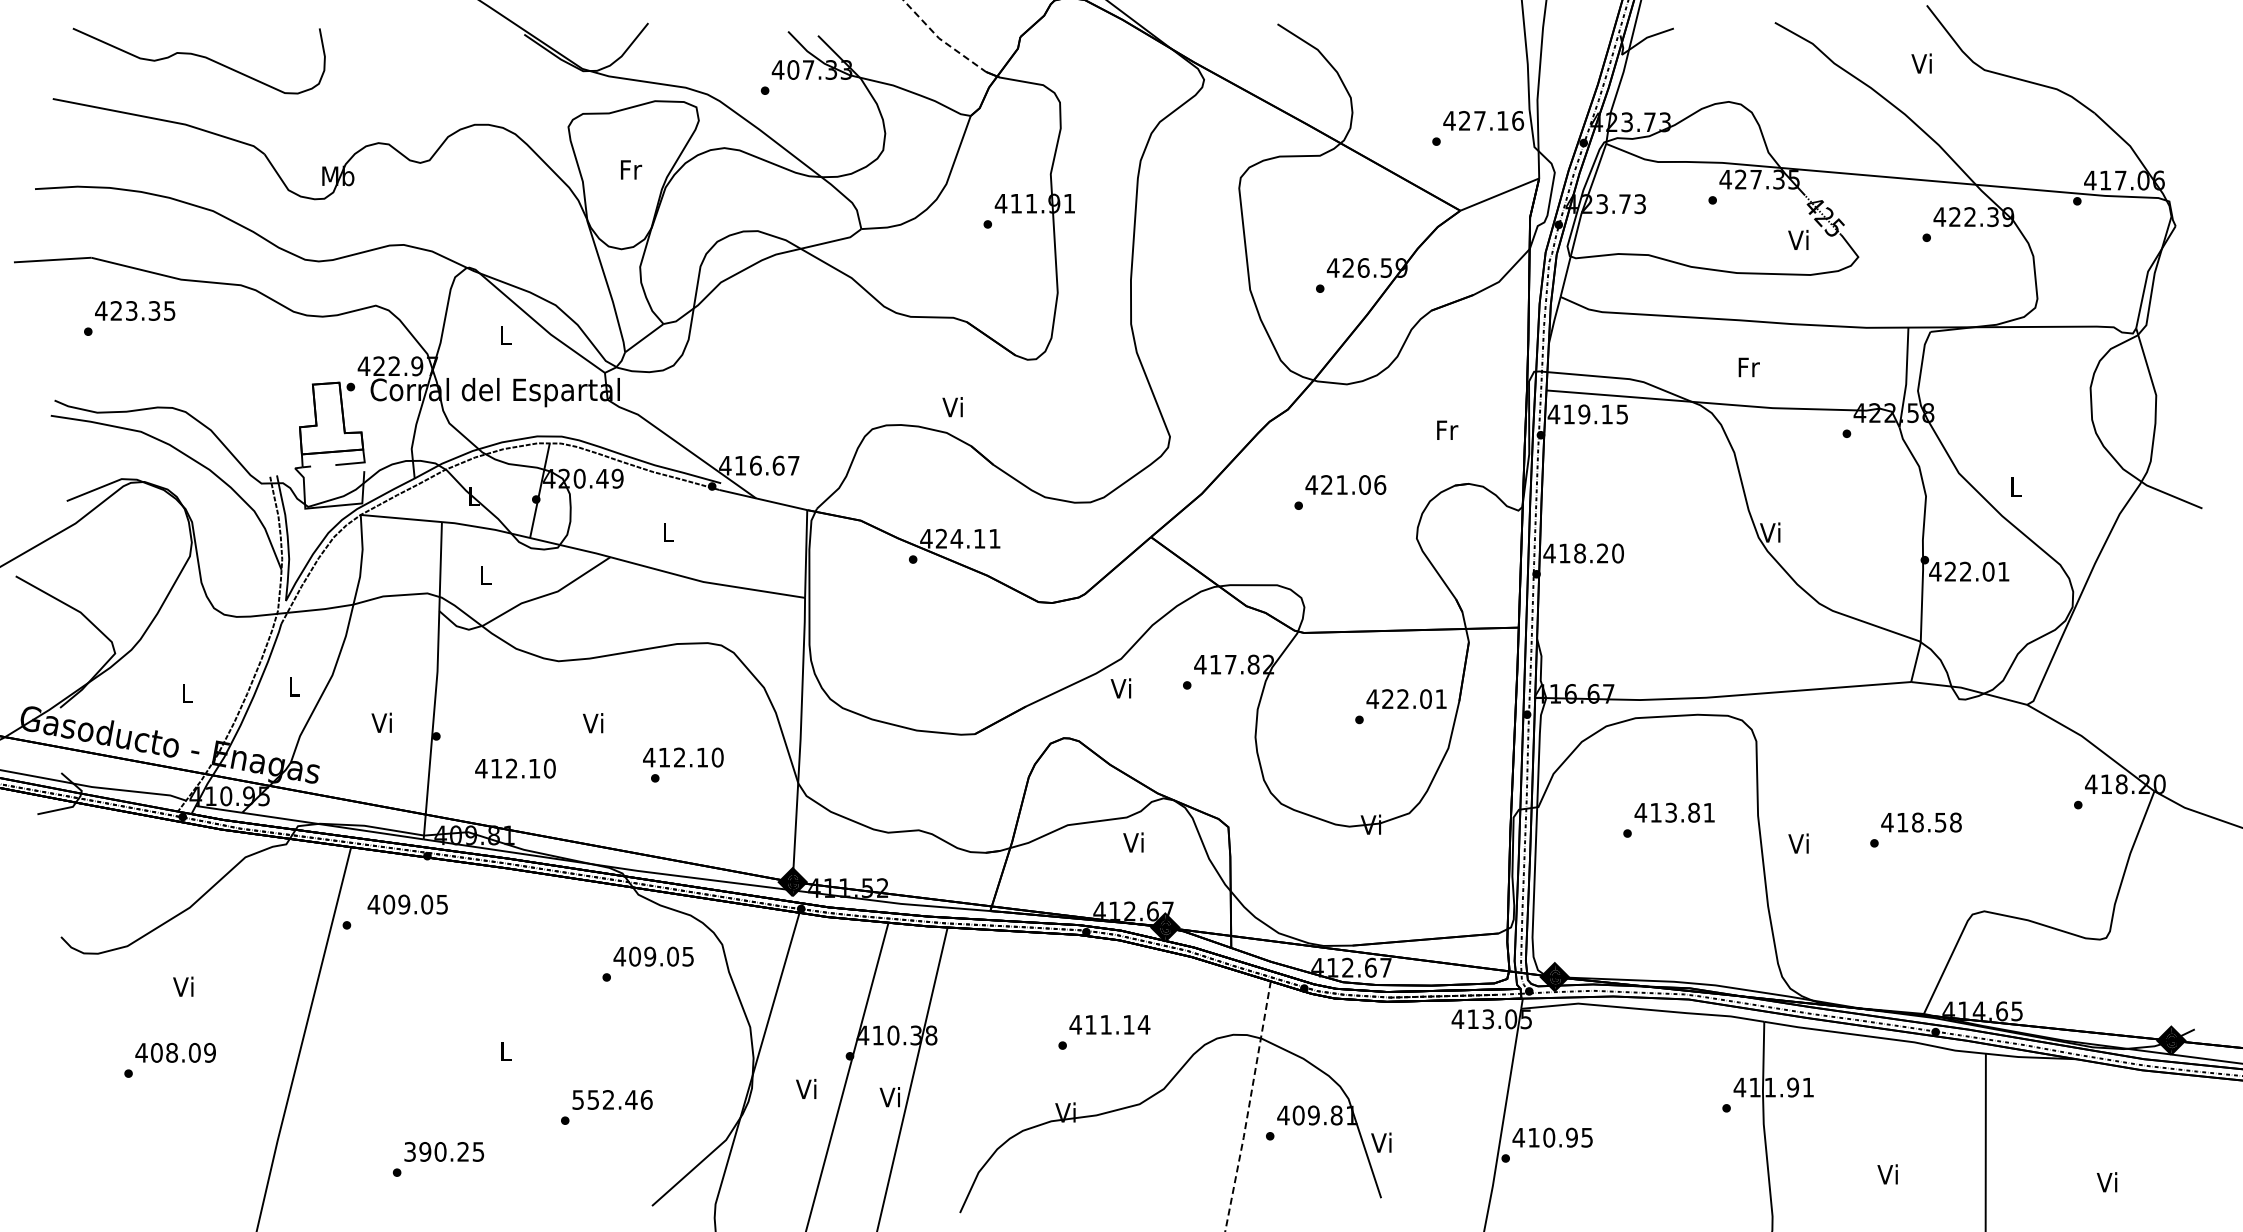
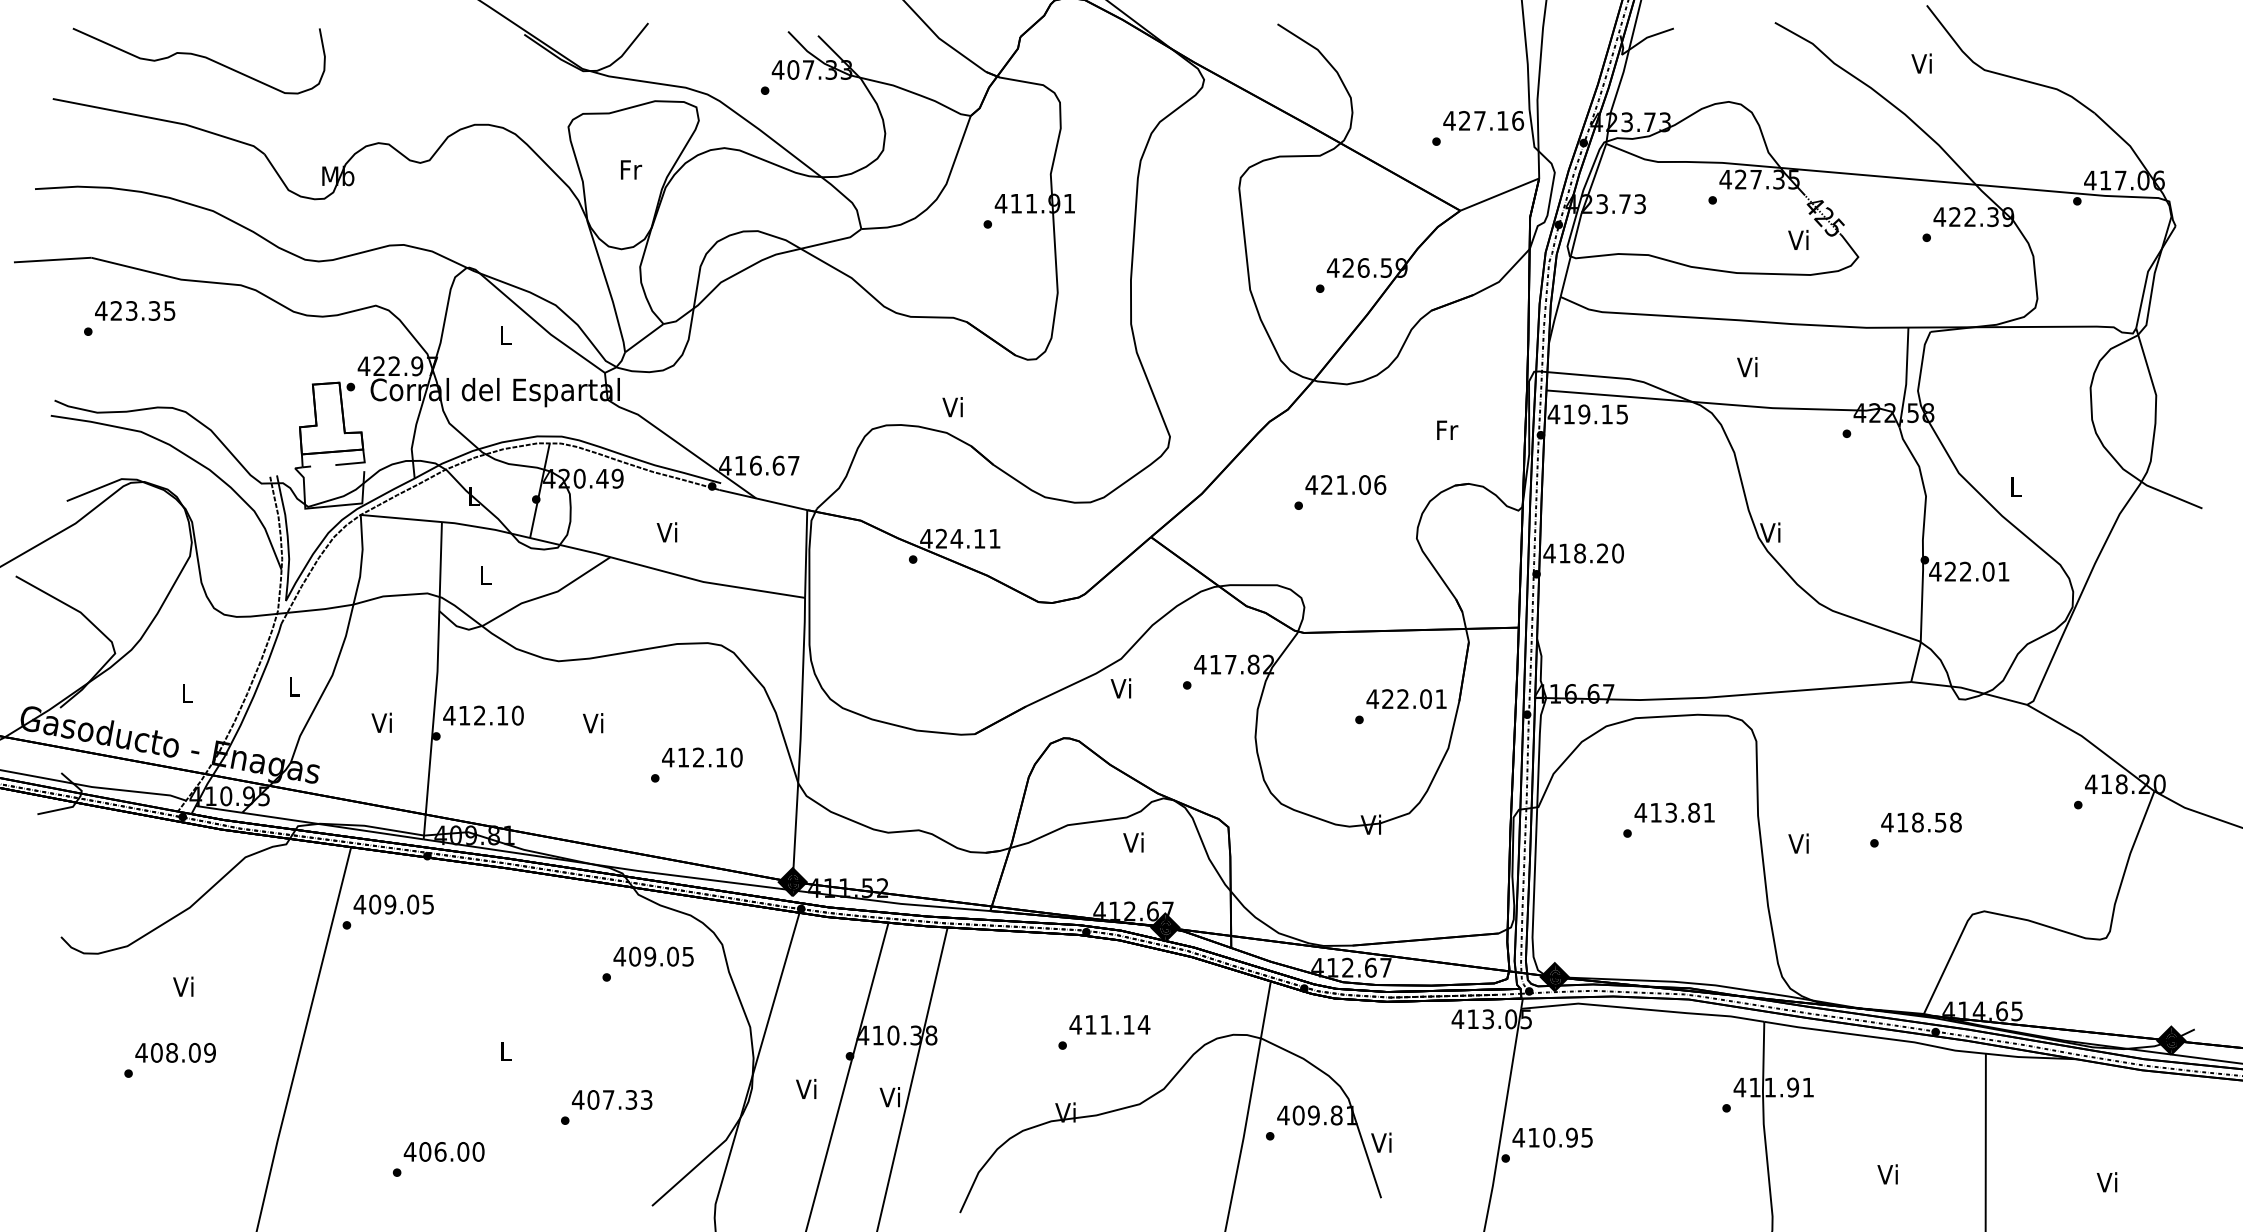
line: dashed -> solid (940, 39)
text: Fr -> Vi (1748, 367)
text: L -> Vi (666, 532)
text position: (683, 757) -> (702, 757) (702, 757)
text position: (515, 768) -> (483, 715) (483, 715)
text position: (407, 904) -> (393, 904) (393, 904)
text: 552.46 -> 407.33 (611, 1099)
line: dashed -> solid (1248, 1107)
text: 390.25 -> 406.00 (443, 1151)
